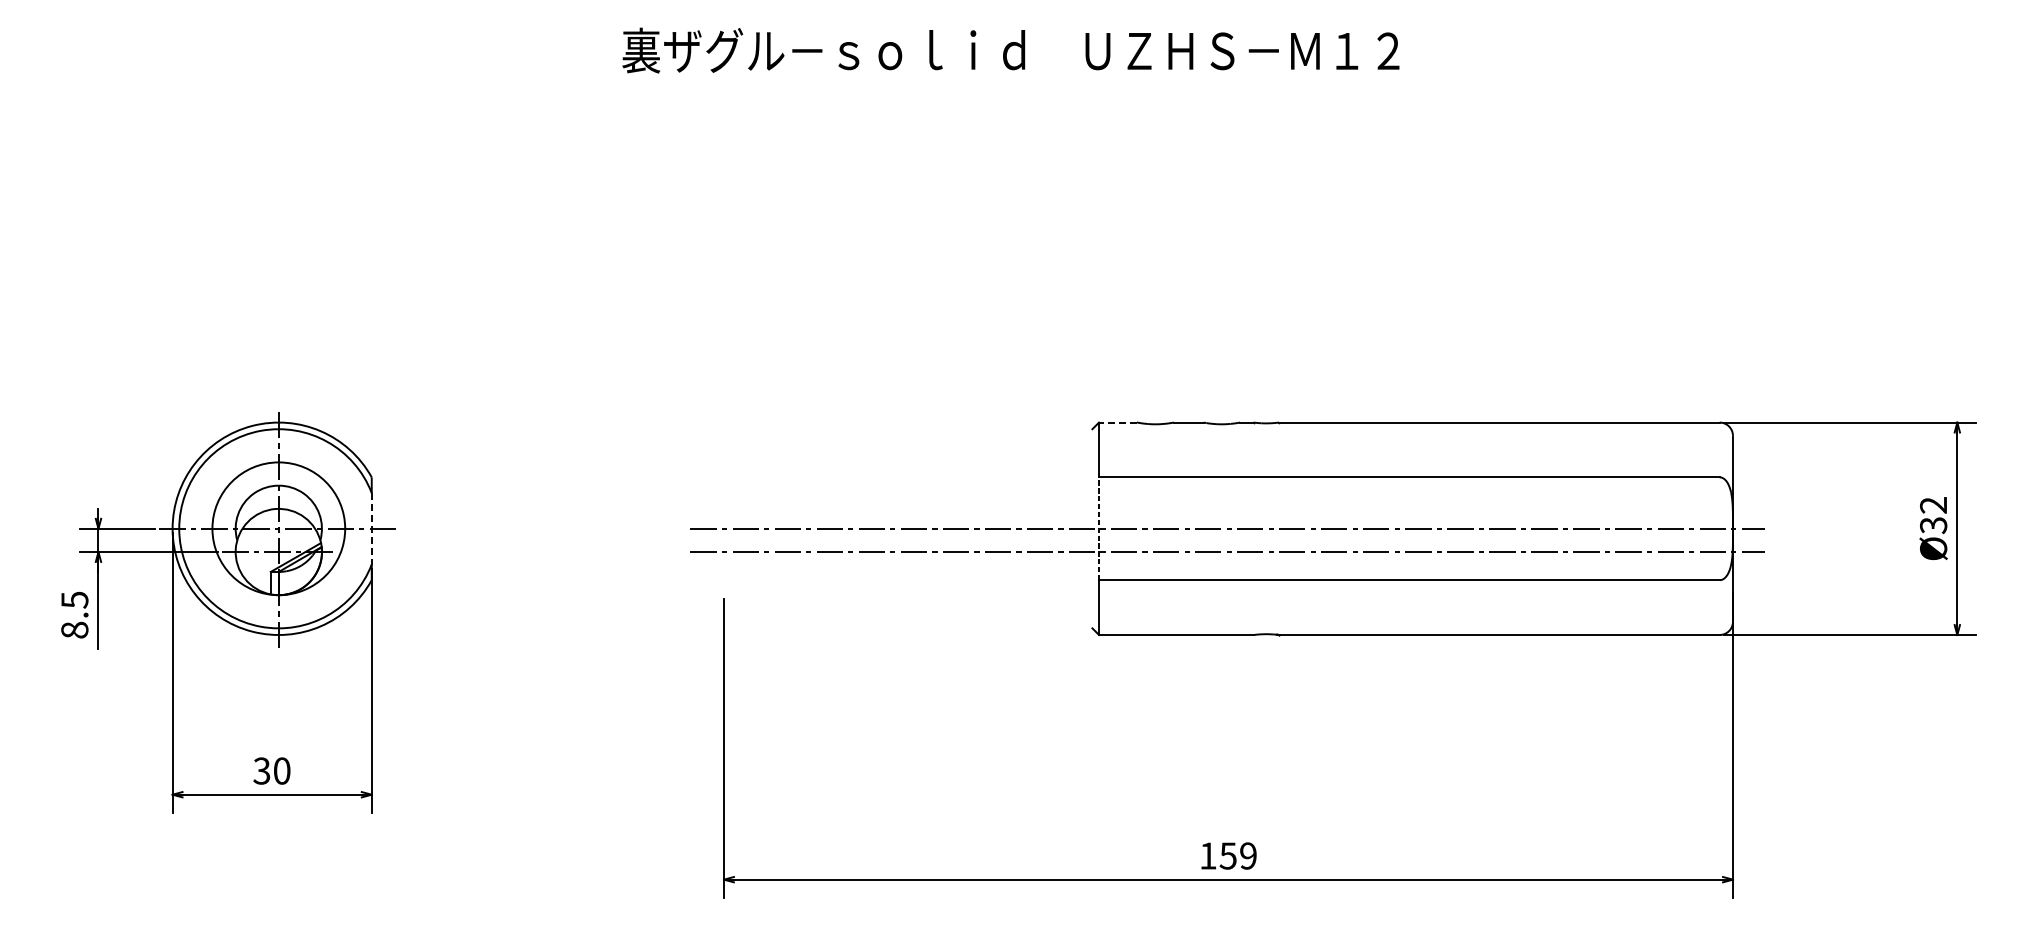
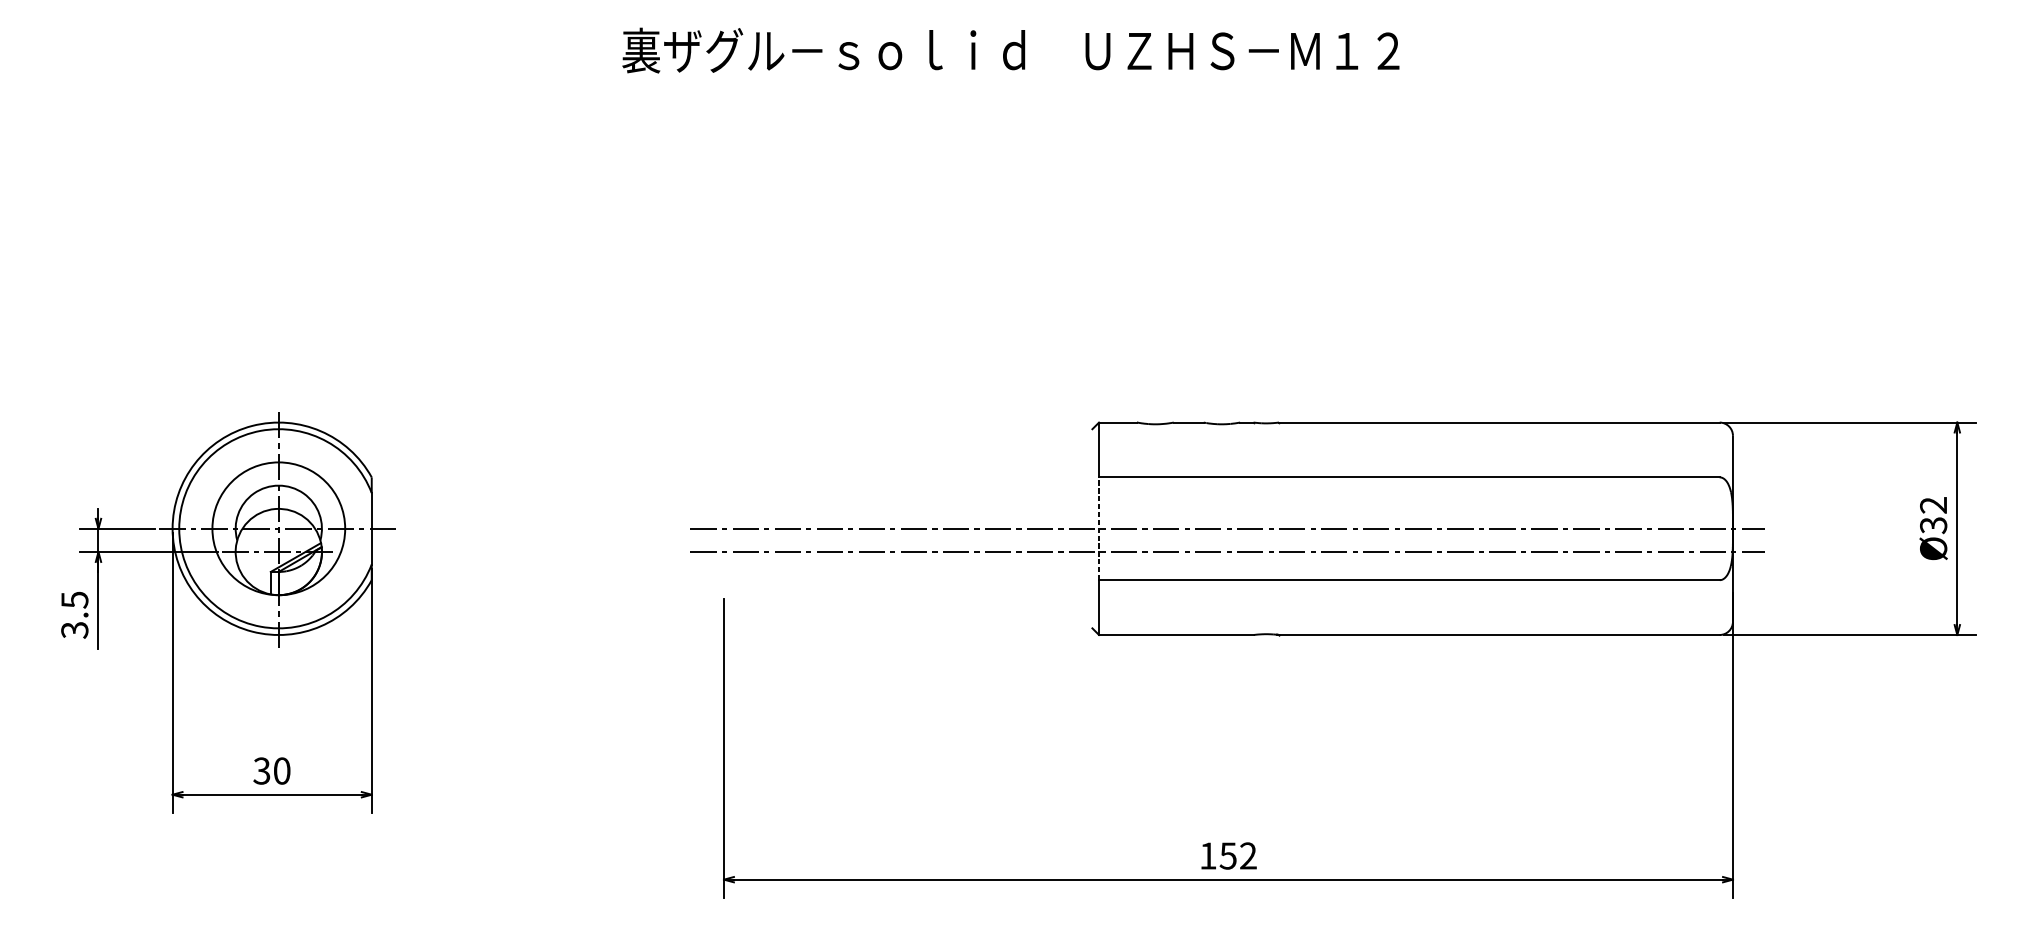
line: dashed -> solid (1117, 422)
line: dashed -> solid (371, 528)
text: 8.5 -> 3.5 (74, 629)
text: 159 -> 152 (1248, 855)
